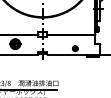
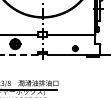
line: solid -> dashed (19, 54)
